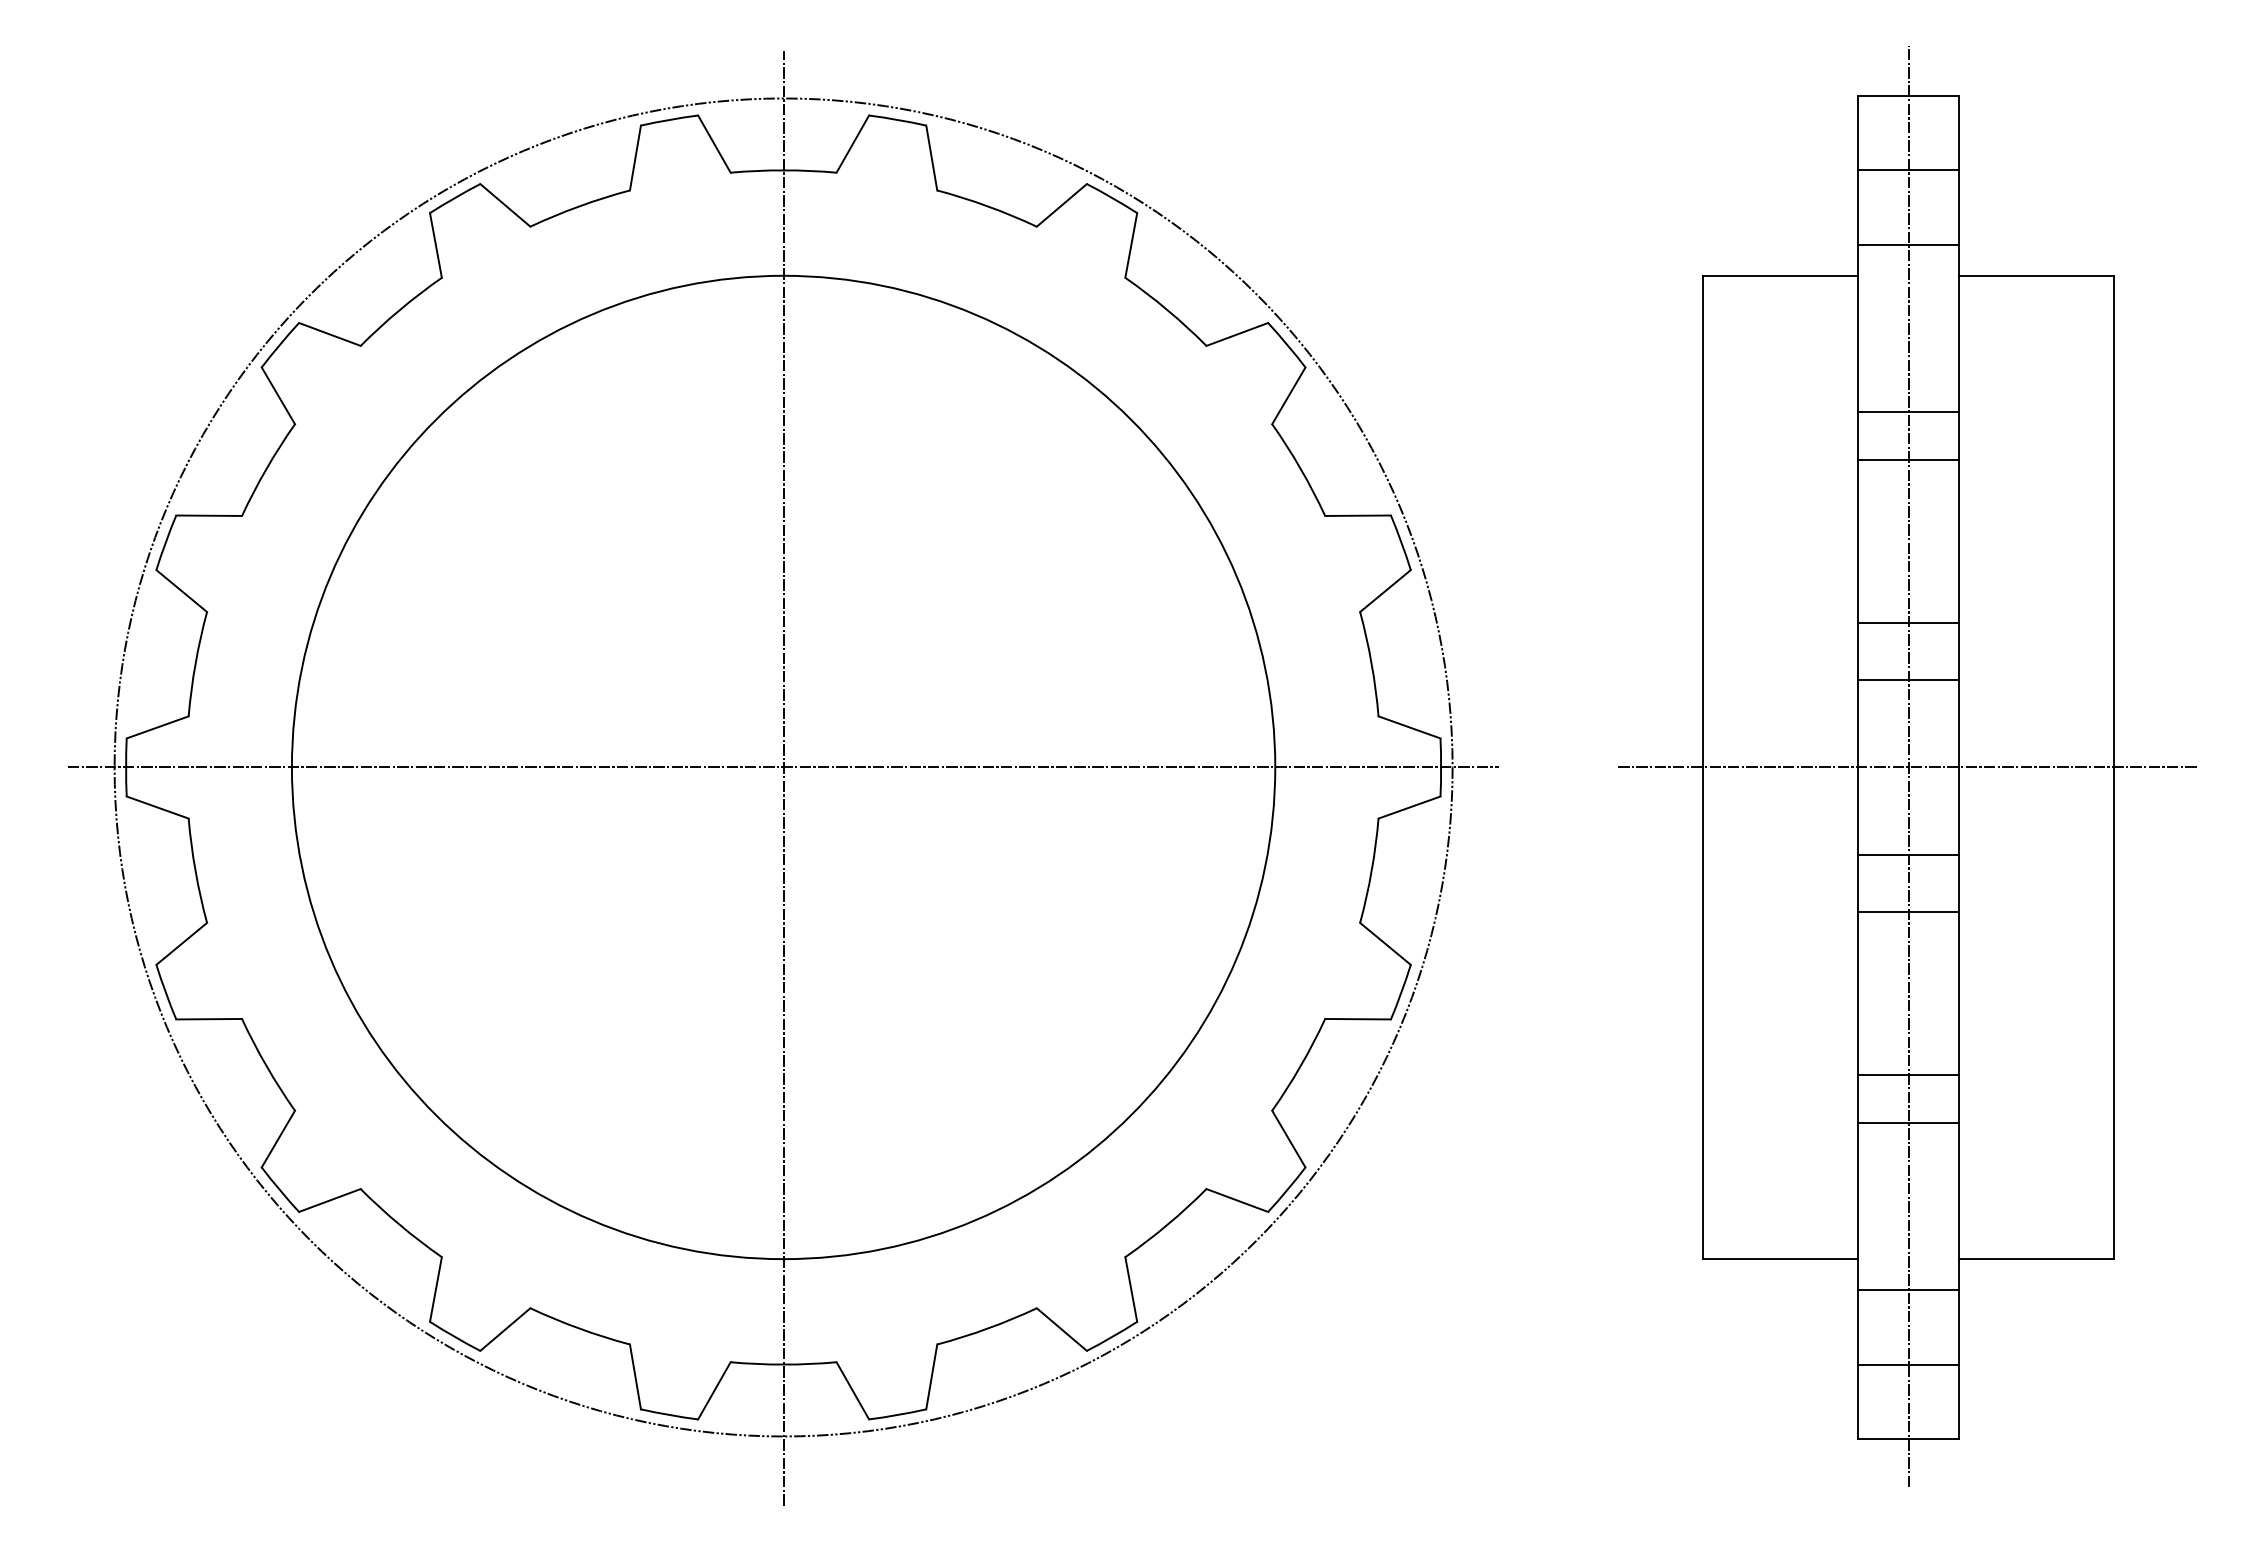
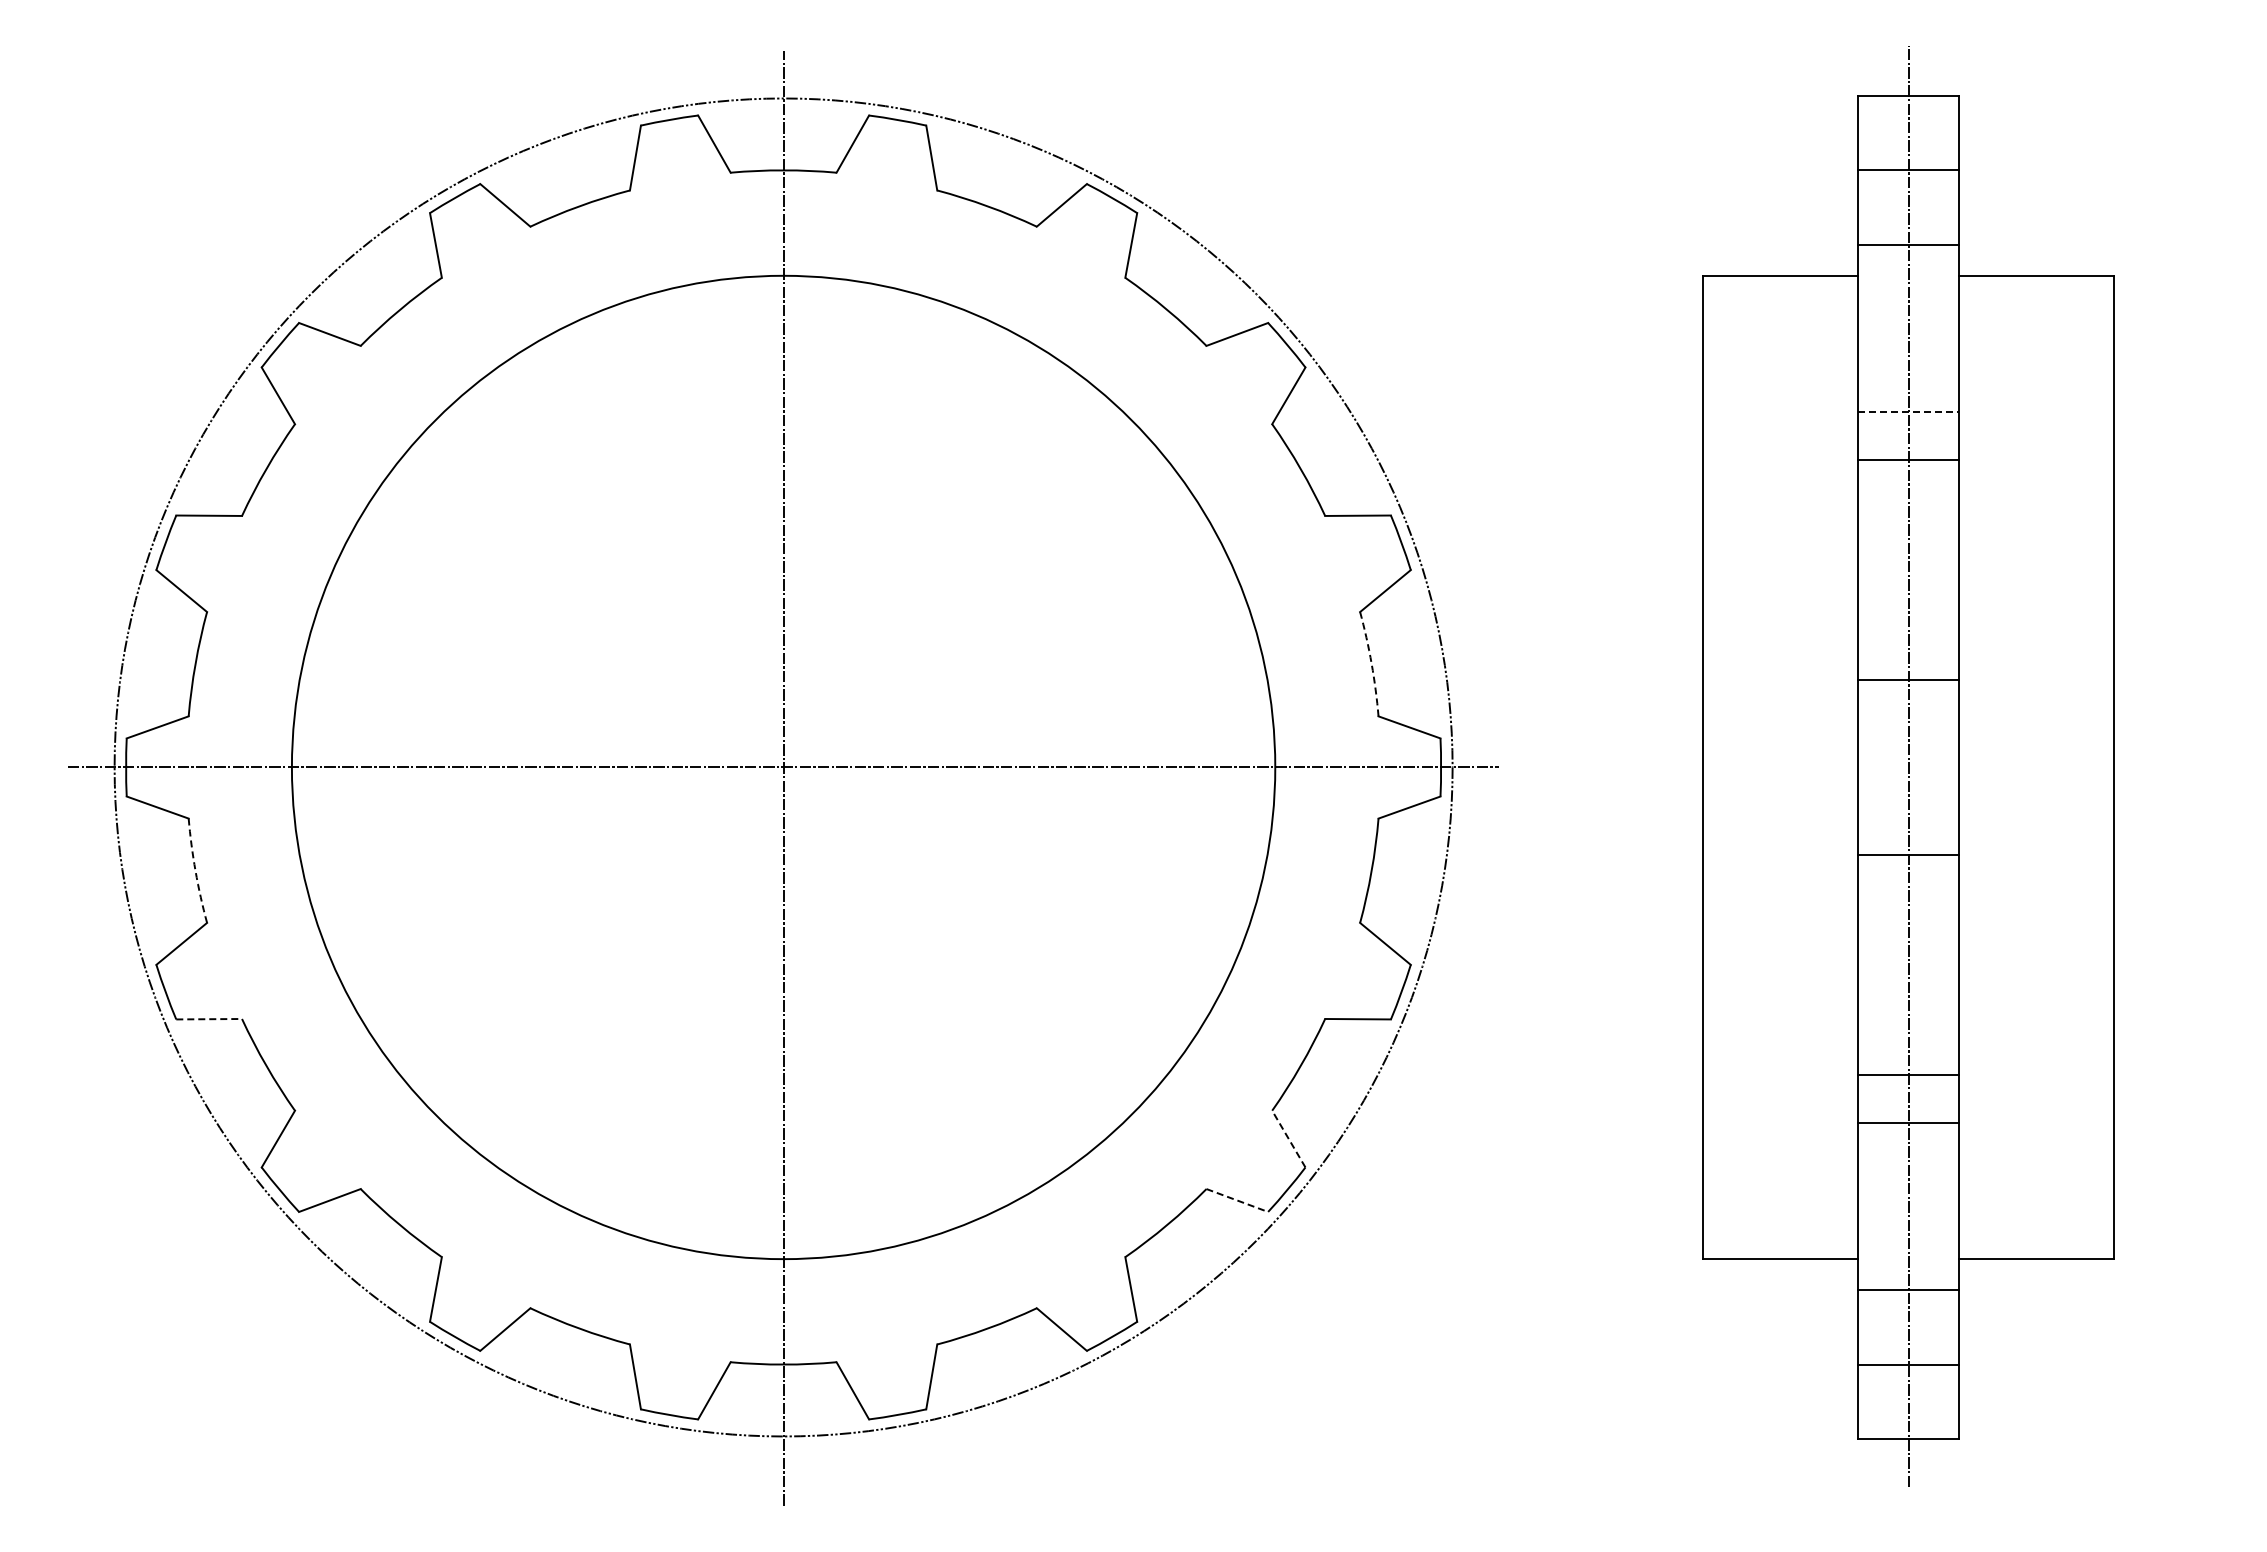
line: solid -> dashed (1909, 411)
line: present -> none (1908, 622)
arc: solid -> dashed (1371, 663)
line: present -> none (1908, 767)
arc: solid -> dashed (195, 871)
line: present -> none (1908, 912)
line: solid -> dashed (209, 1019)
line: solid -> dashed (1288, 1139)
line: solid -> dashed (1237, 1200)
